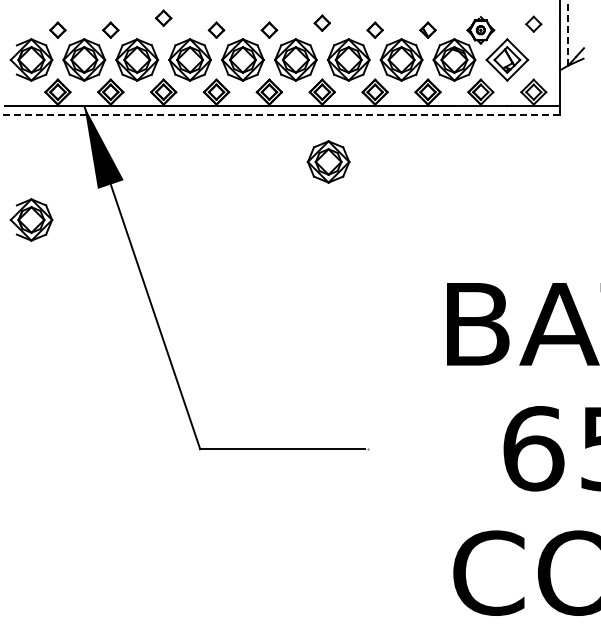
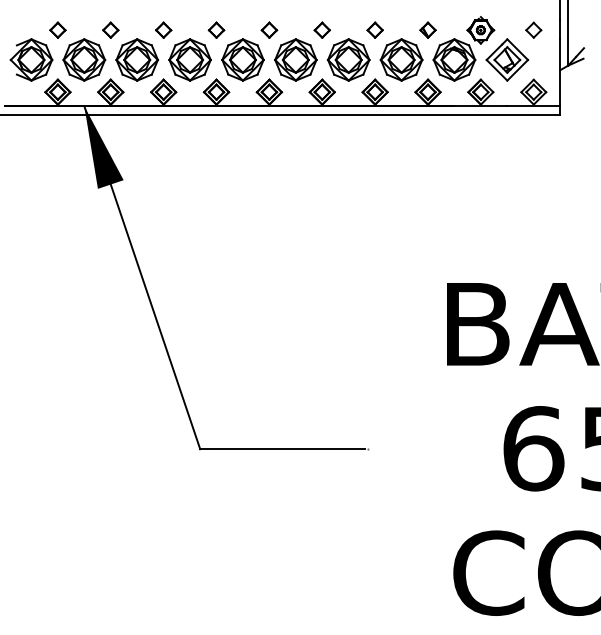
part position: (163, 17) -> (163, 29) (163, 29)
part position: (321, 22) -> (321, 29) (321, 29)
part position: (533, 23) -> (533, 29) (533, 29)
line: dashed -> solid (568, 32)
line: dashed -> solid (280, 114)
part: present -> none (328, 161)
part: present -> none (31, 219)
